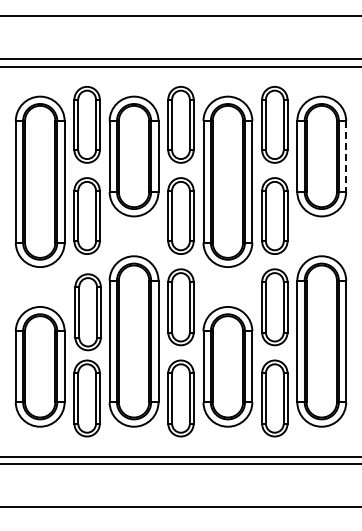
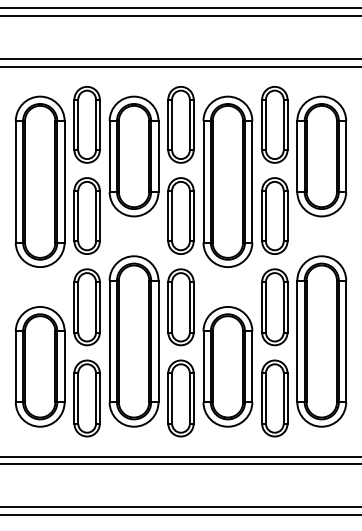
line: none -> present (180, 8)
line: dashed -> solid (346, 157)
part position: (87, 312) -> (86, 307) (86, 307)
line: none -> present (180, 515)
